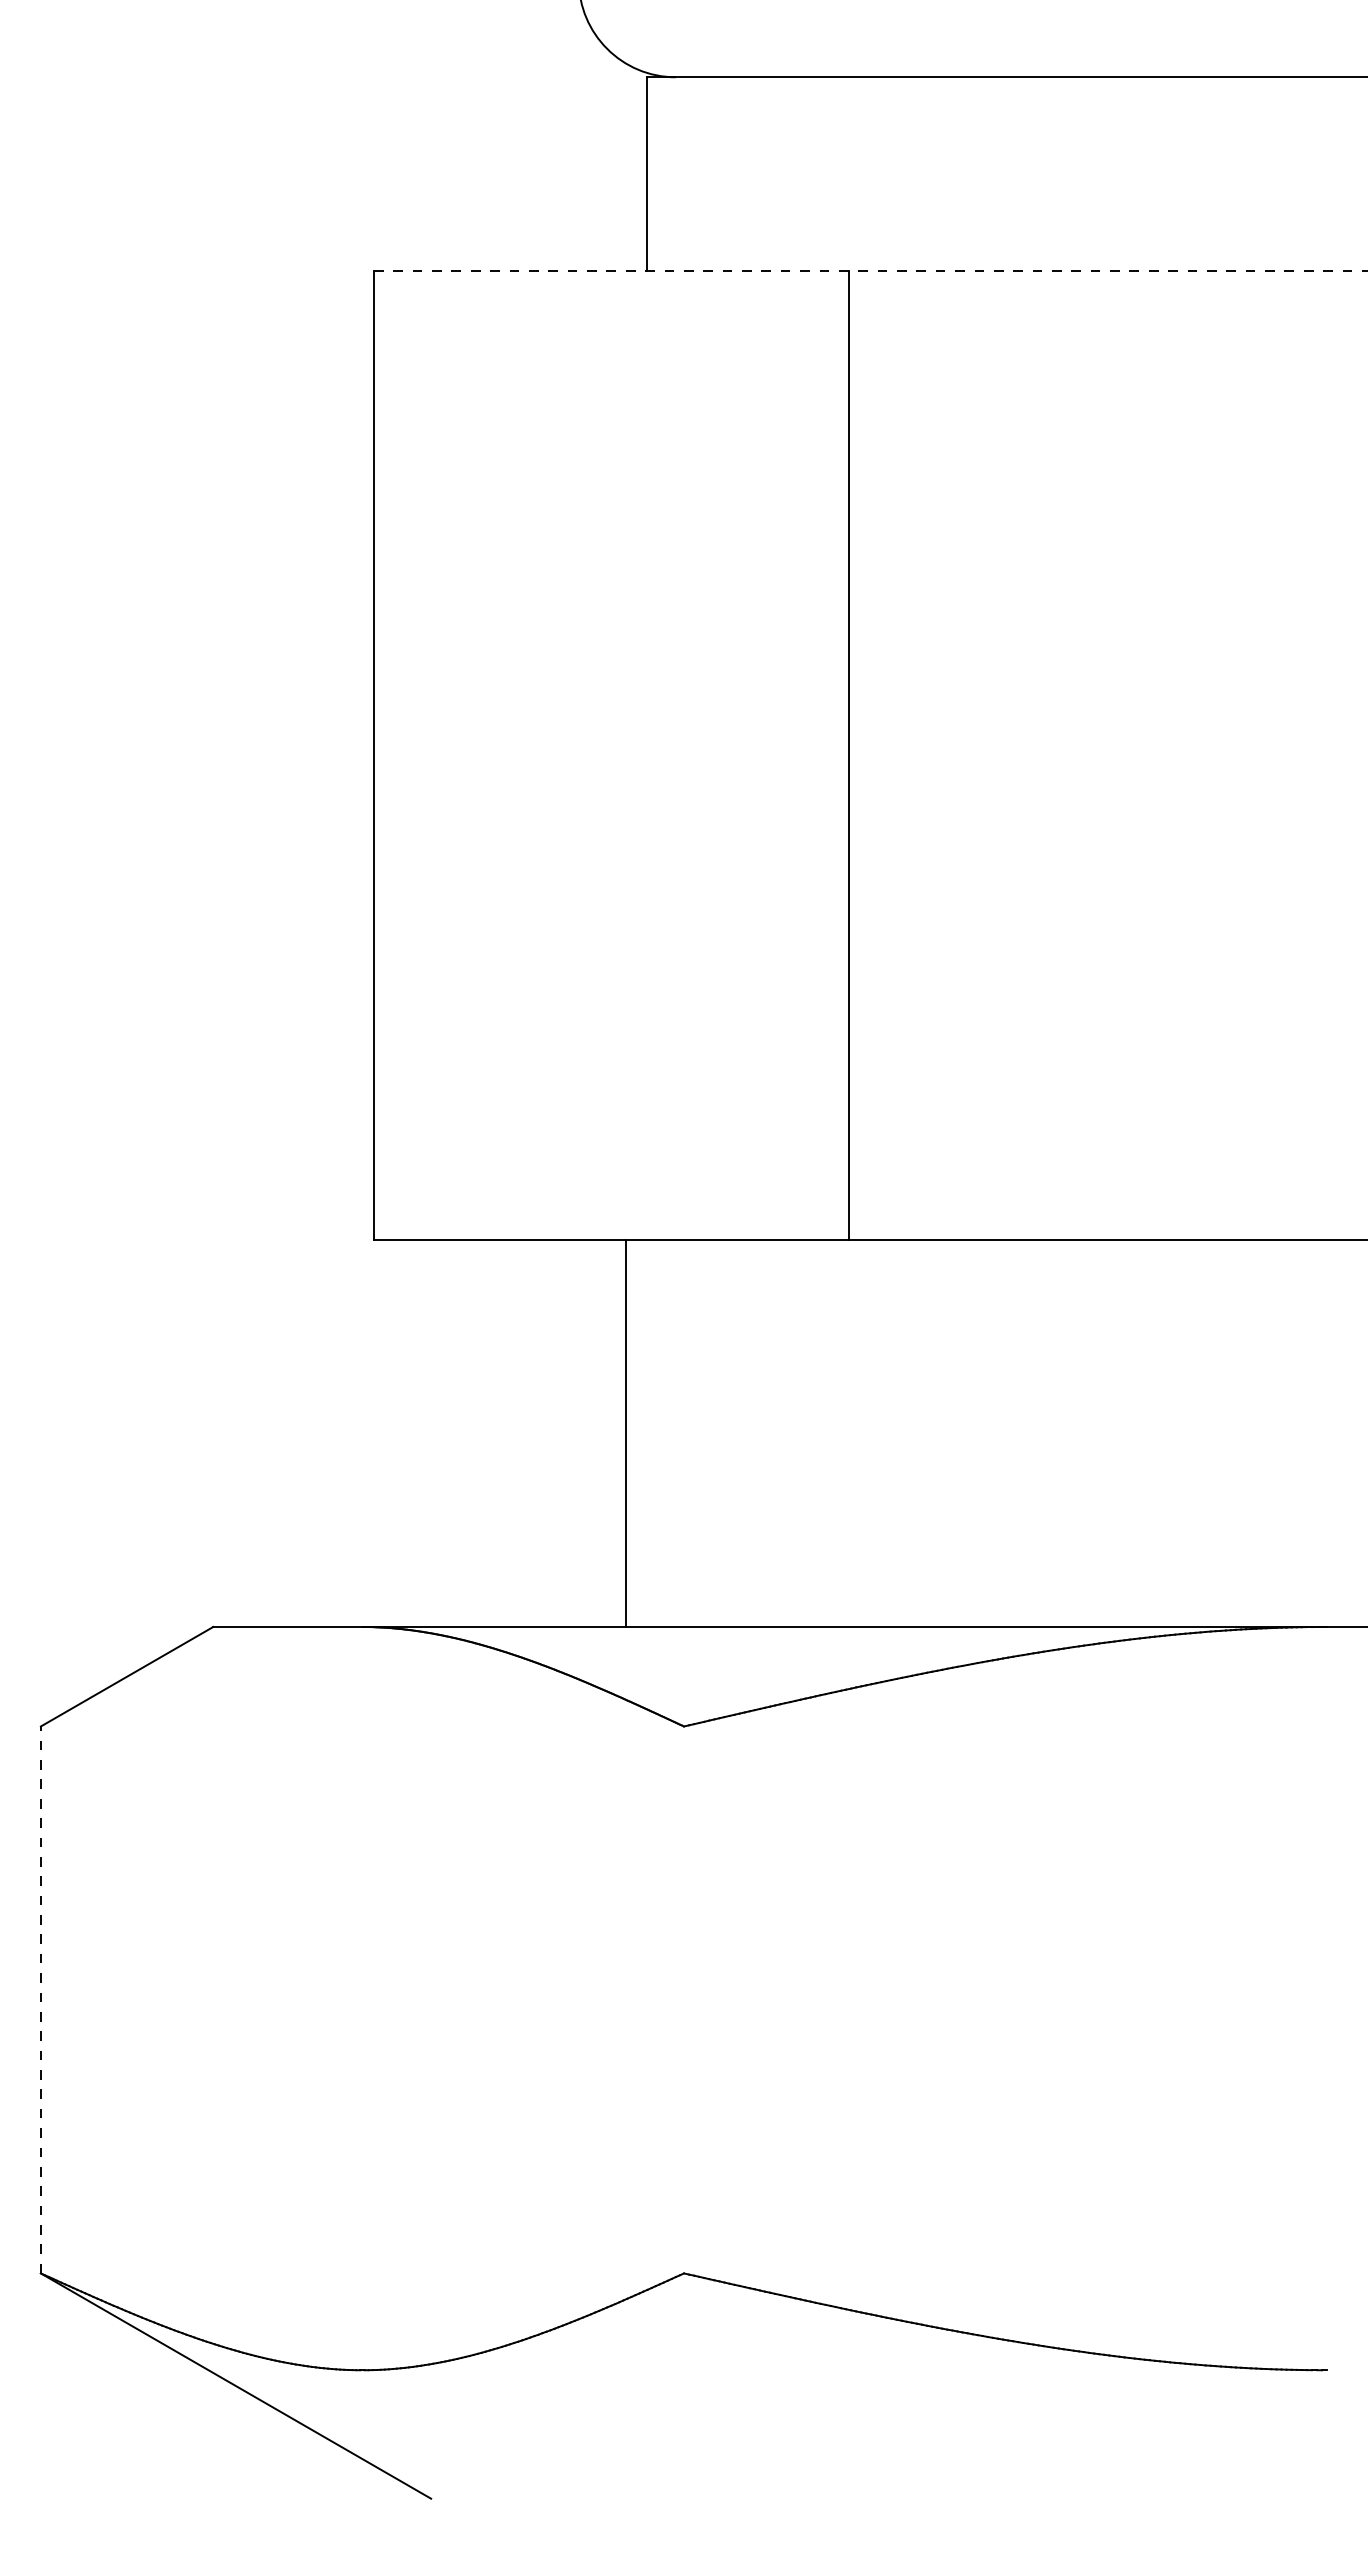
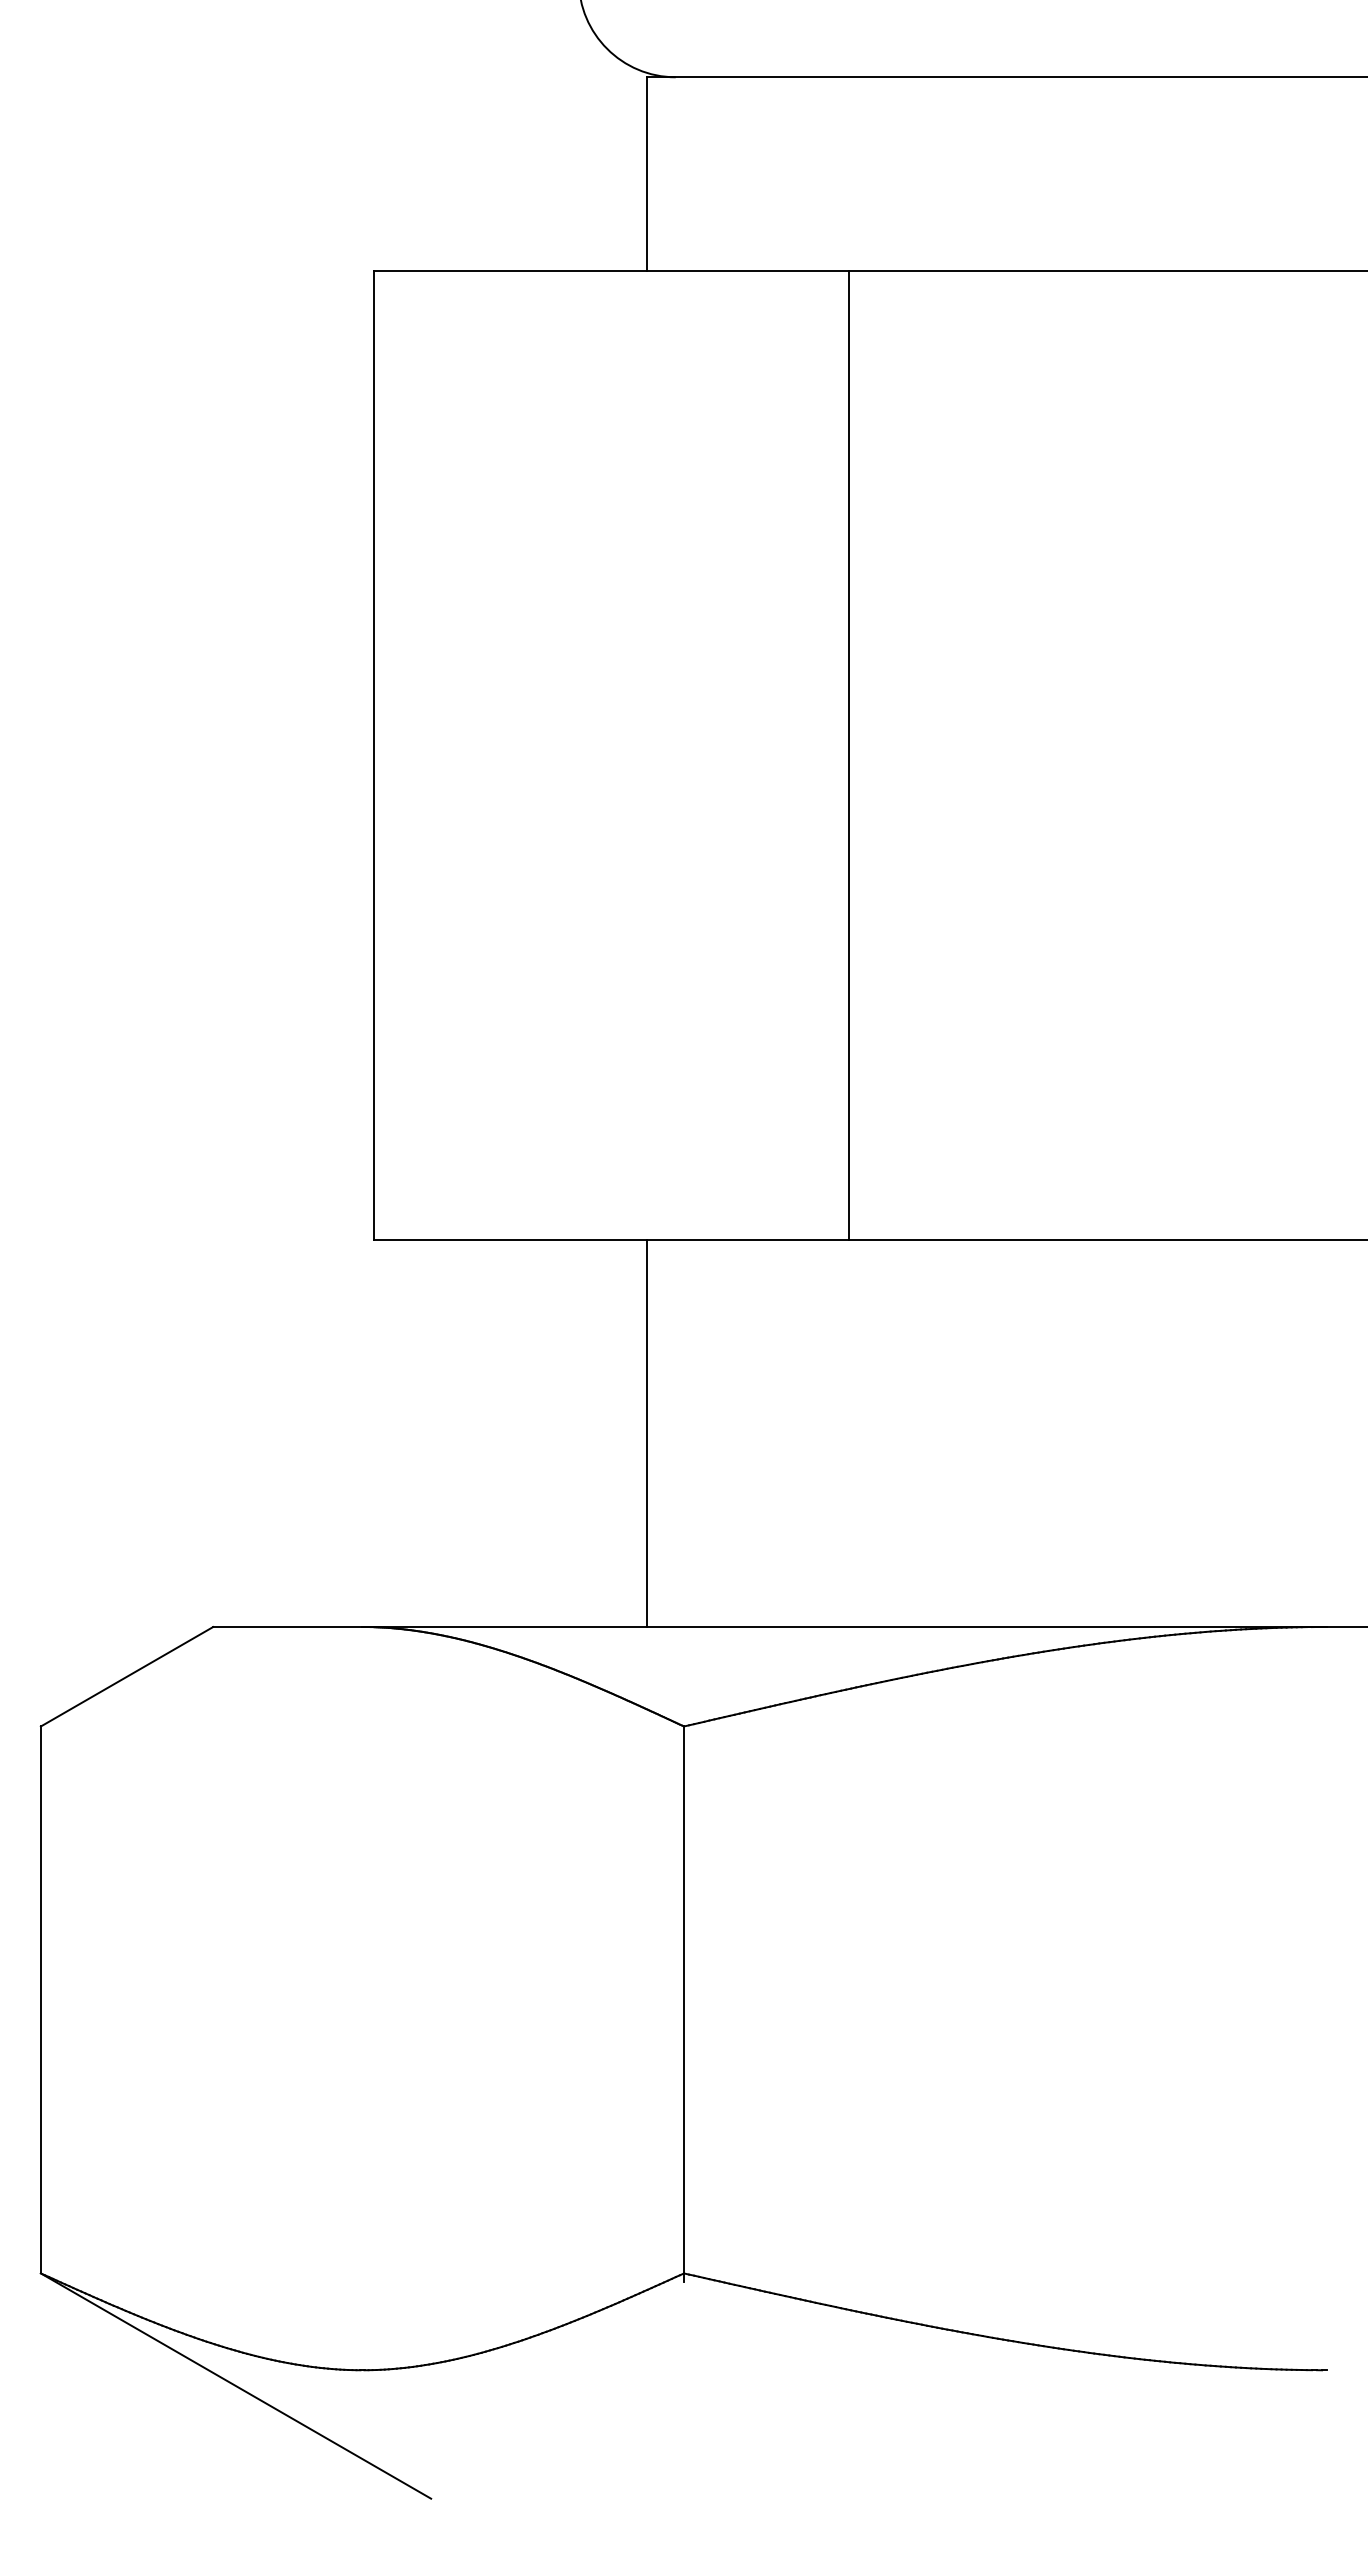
line: dashed -> solid (870, 271)
line position: (625, 1433) -> (646, 1433) (646, 1433)
line: dashed -> solid (40, 1999)
line: none -> present (684, 2003)
